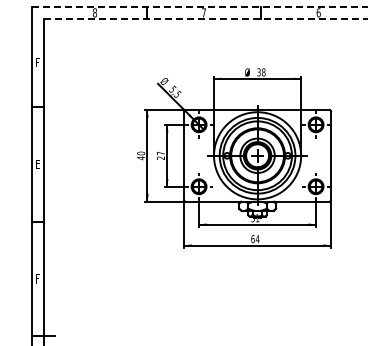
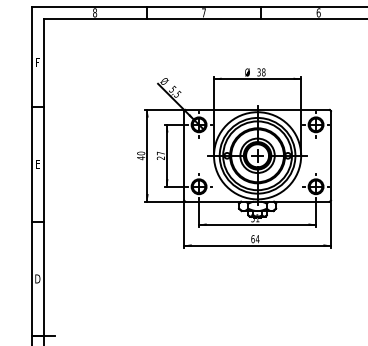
line: dashed -> solid (199, 7)
line: dashed -> solid (205, 18)
text: F -> D (37, 278)
